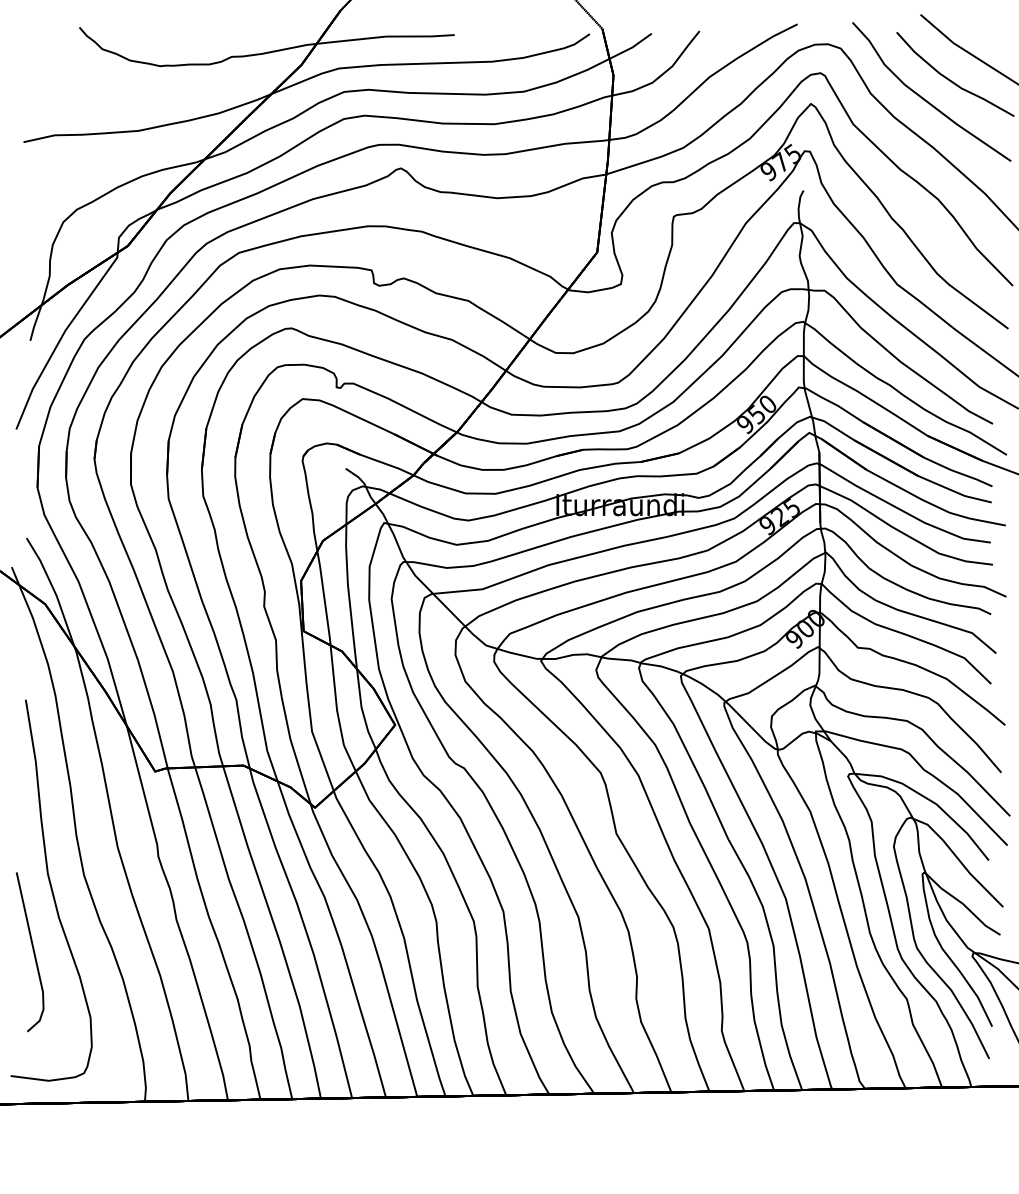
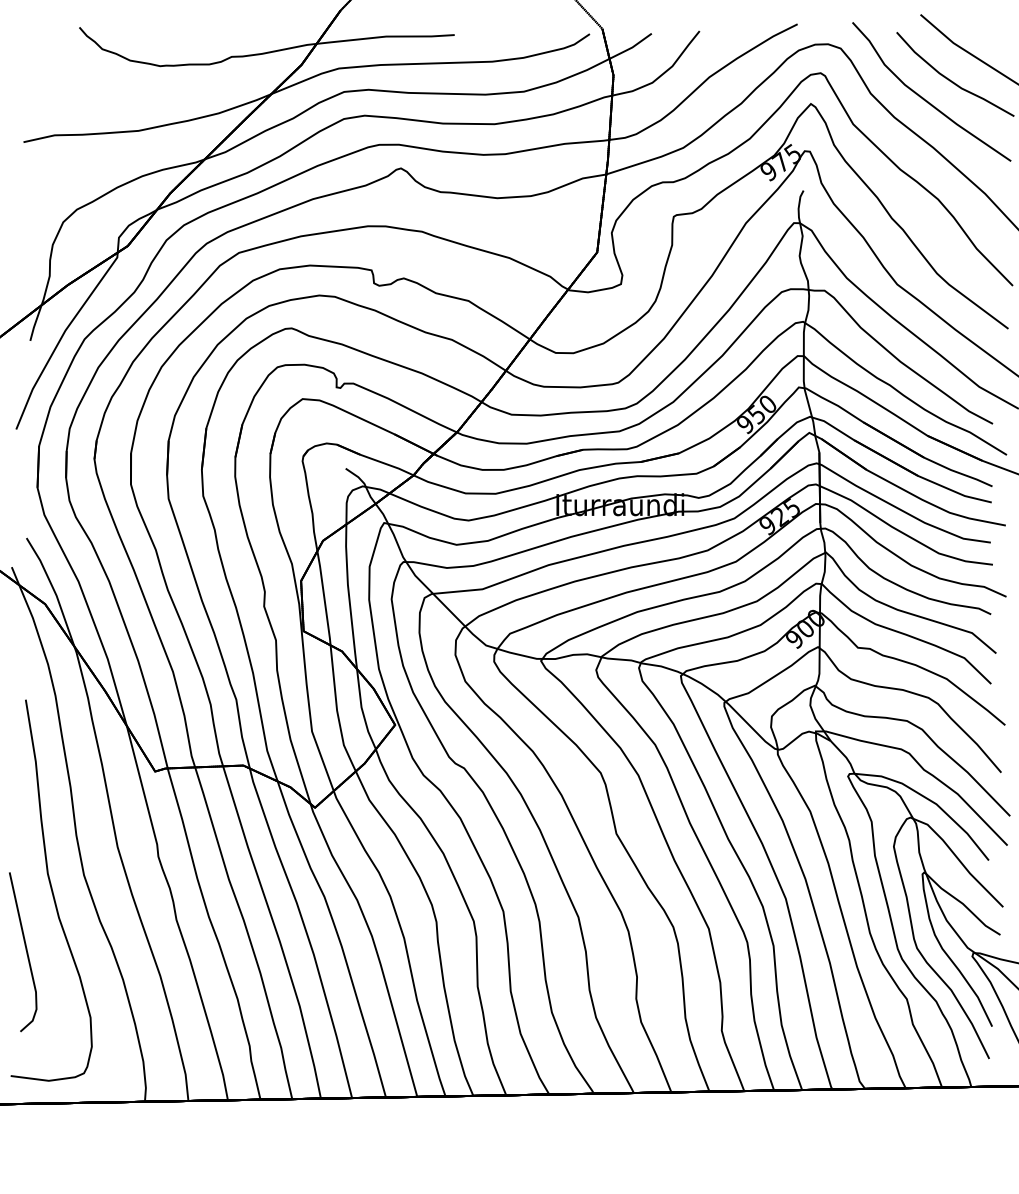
curve position: (32, 950) -> (25, 950) (25, 950)
